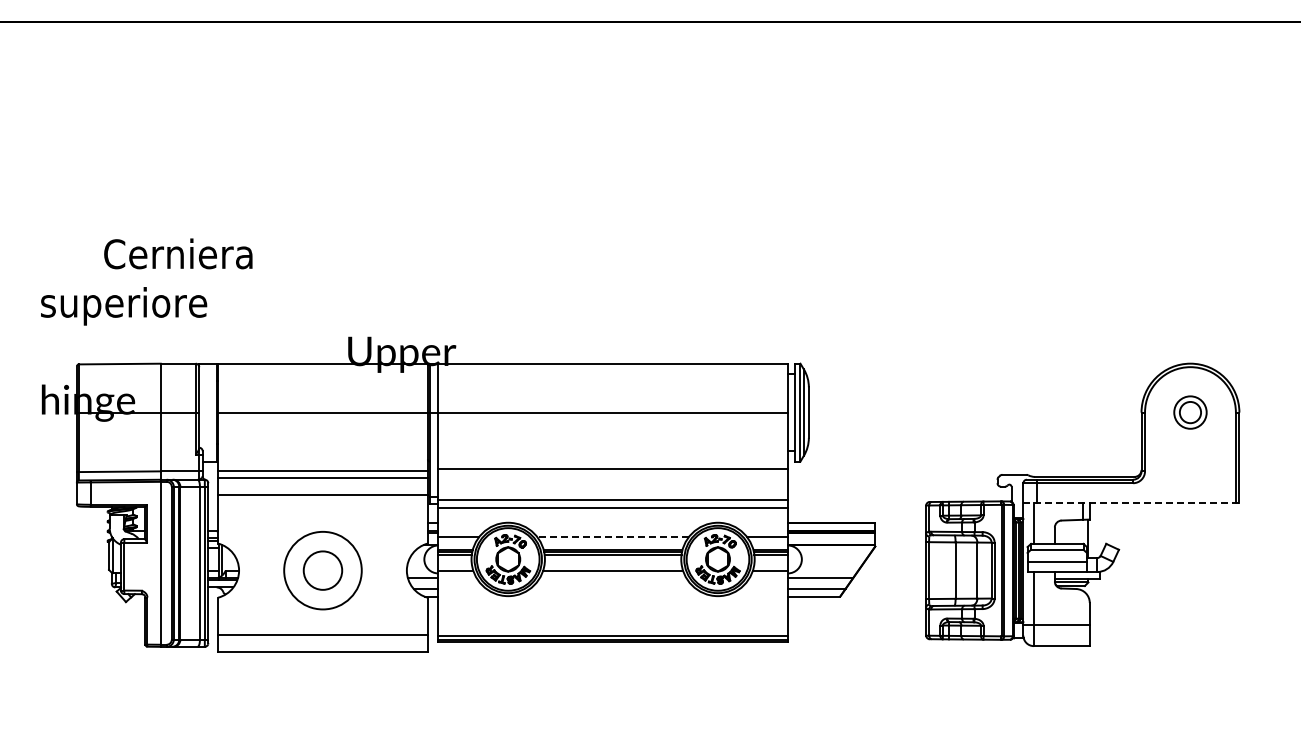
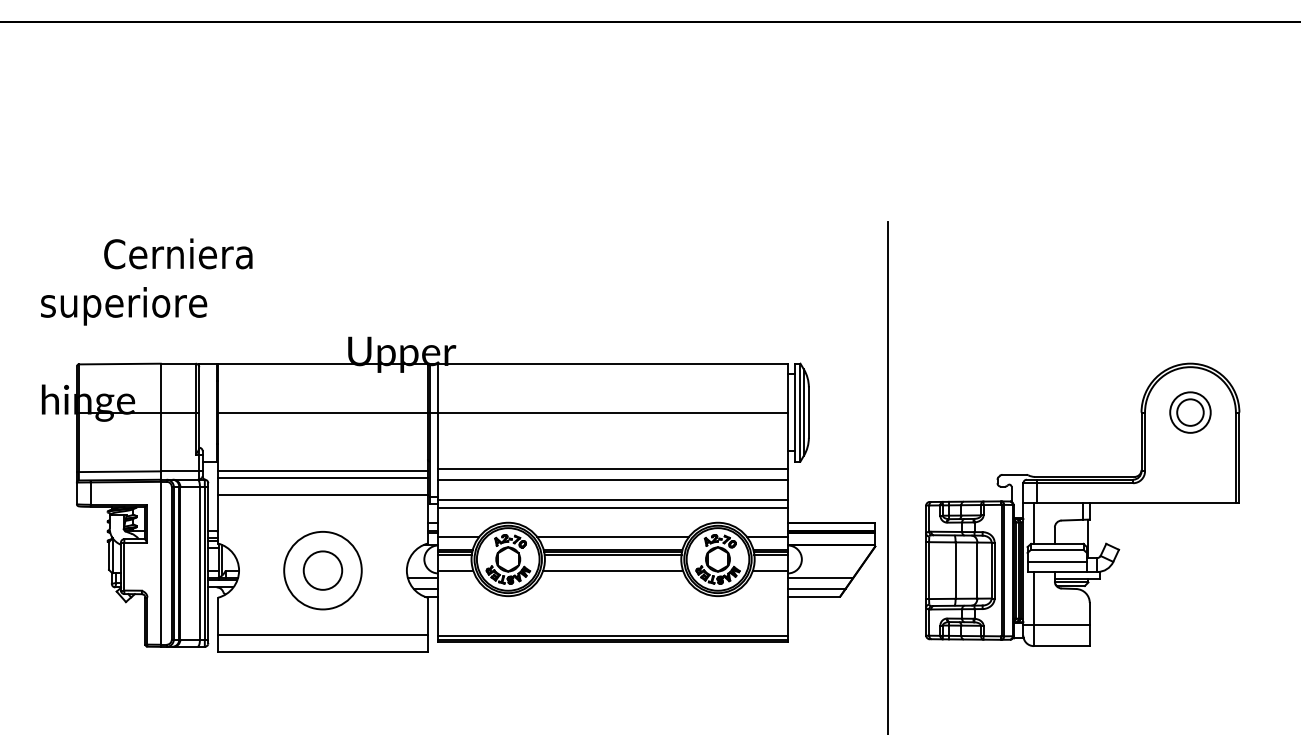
part size: 35x35 px -> 43x43 px (1190, 412)
line: none -> present (887, 476)
line: none -> present (612, 479)
line: dashed -> solid (1130, 503)
line: dashed -> solid (613, 537)
